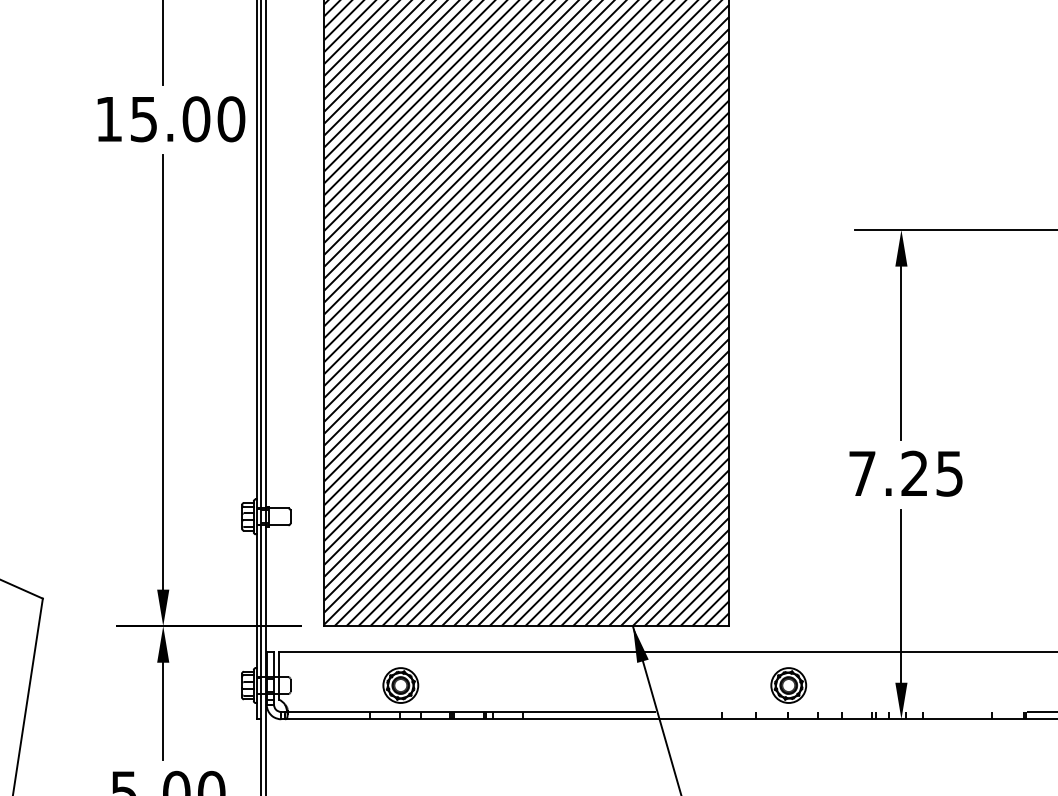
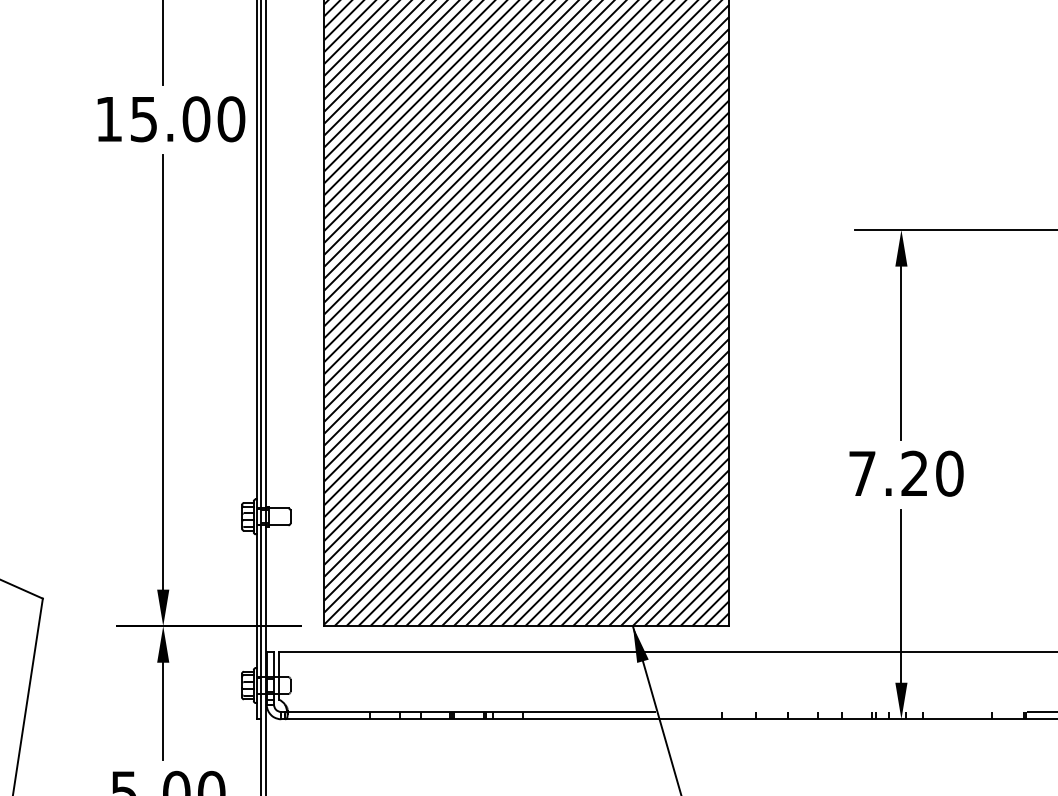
text: 7.25 -> 7.20 (949, 473)
part: present -> none (400, 685)
part: present -> none (788, 685)
